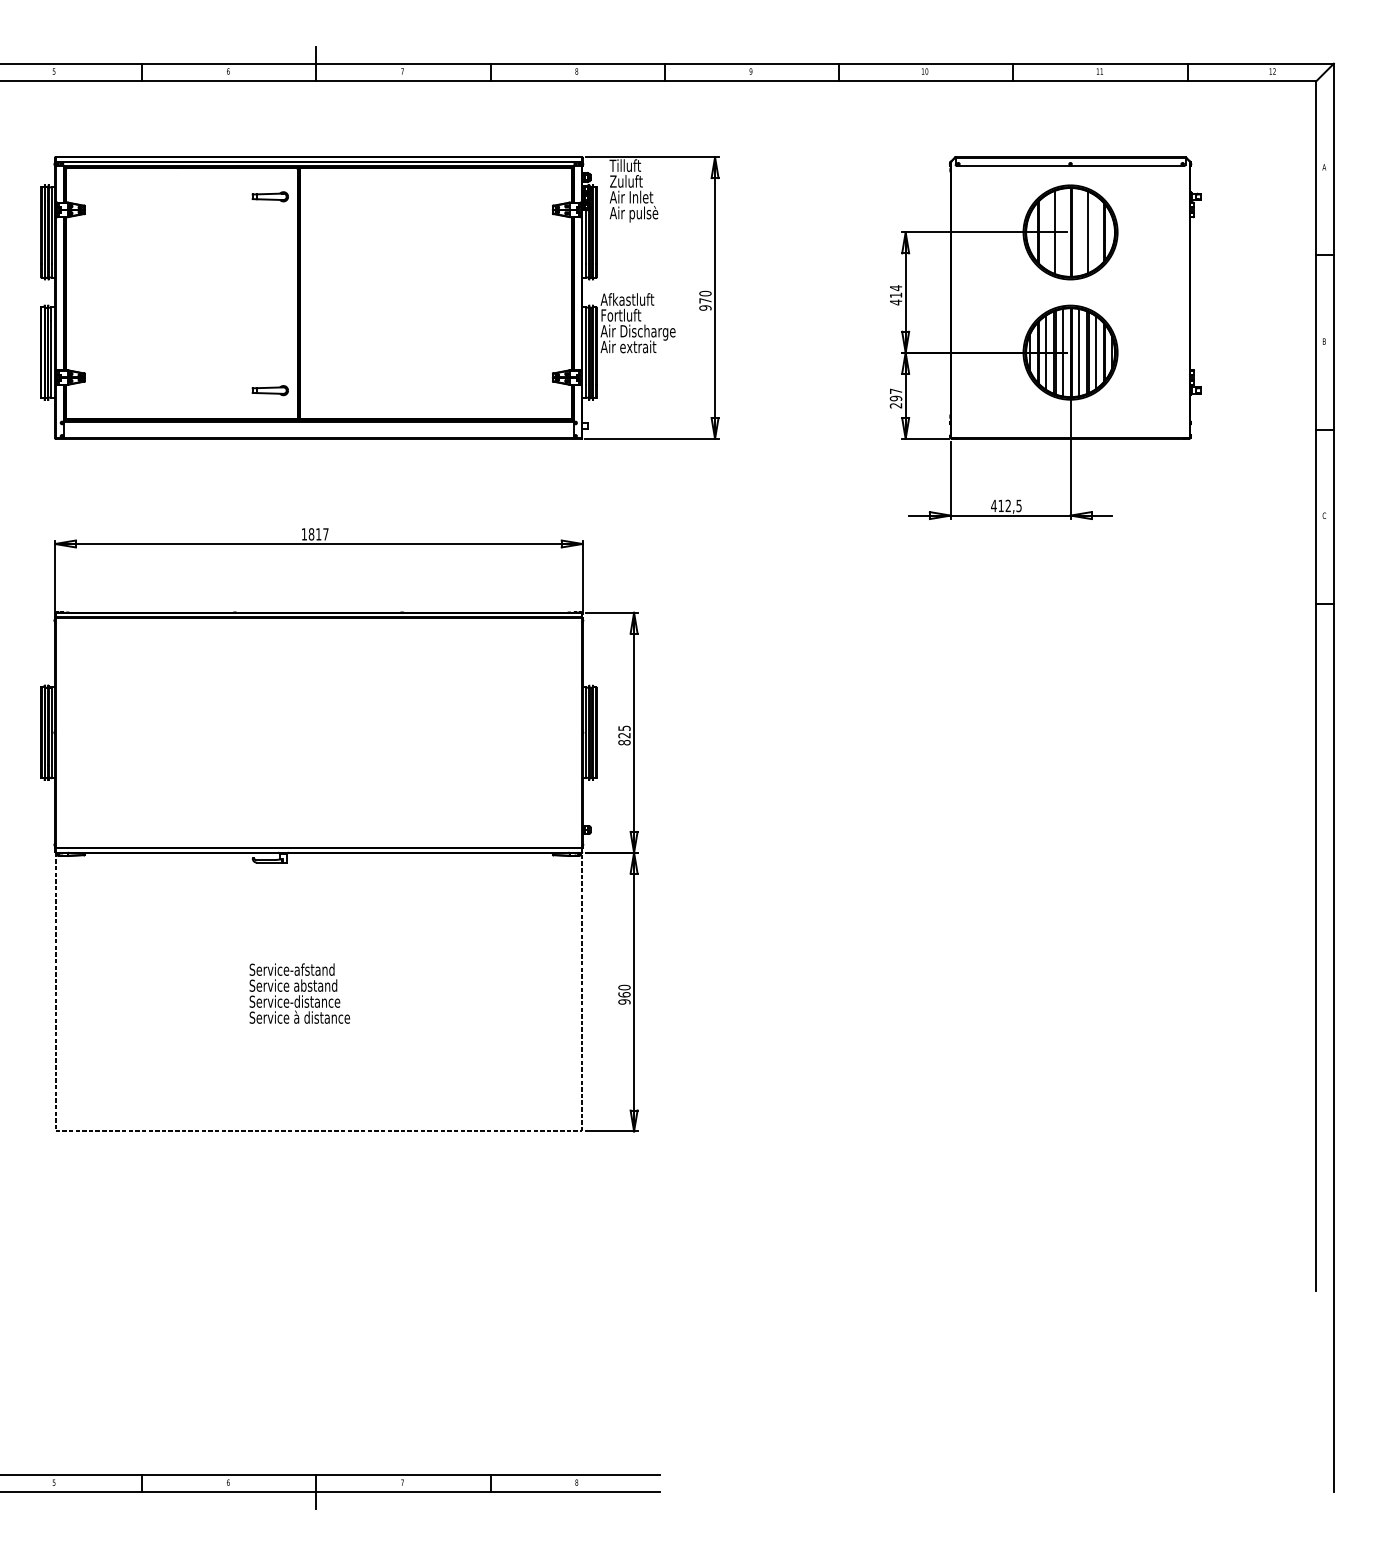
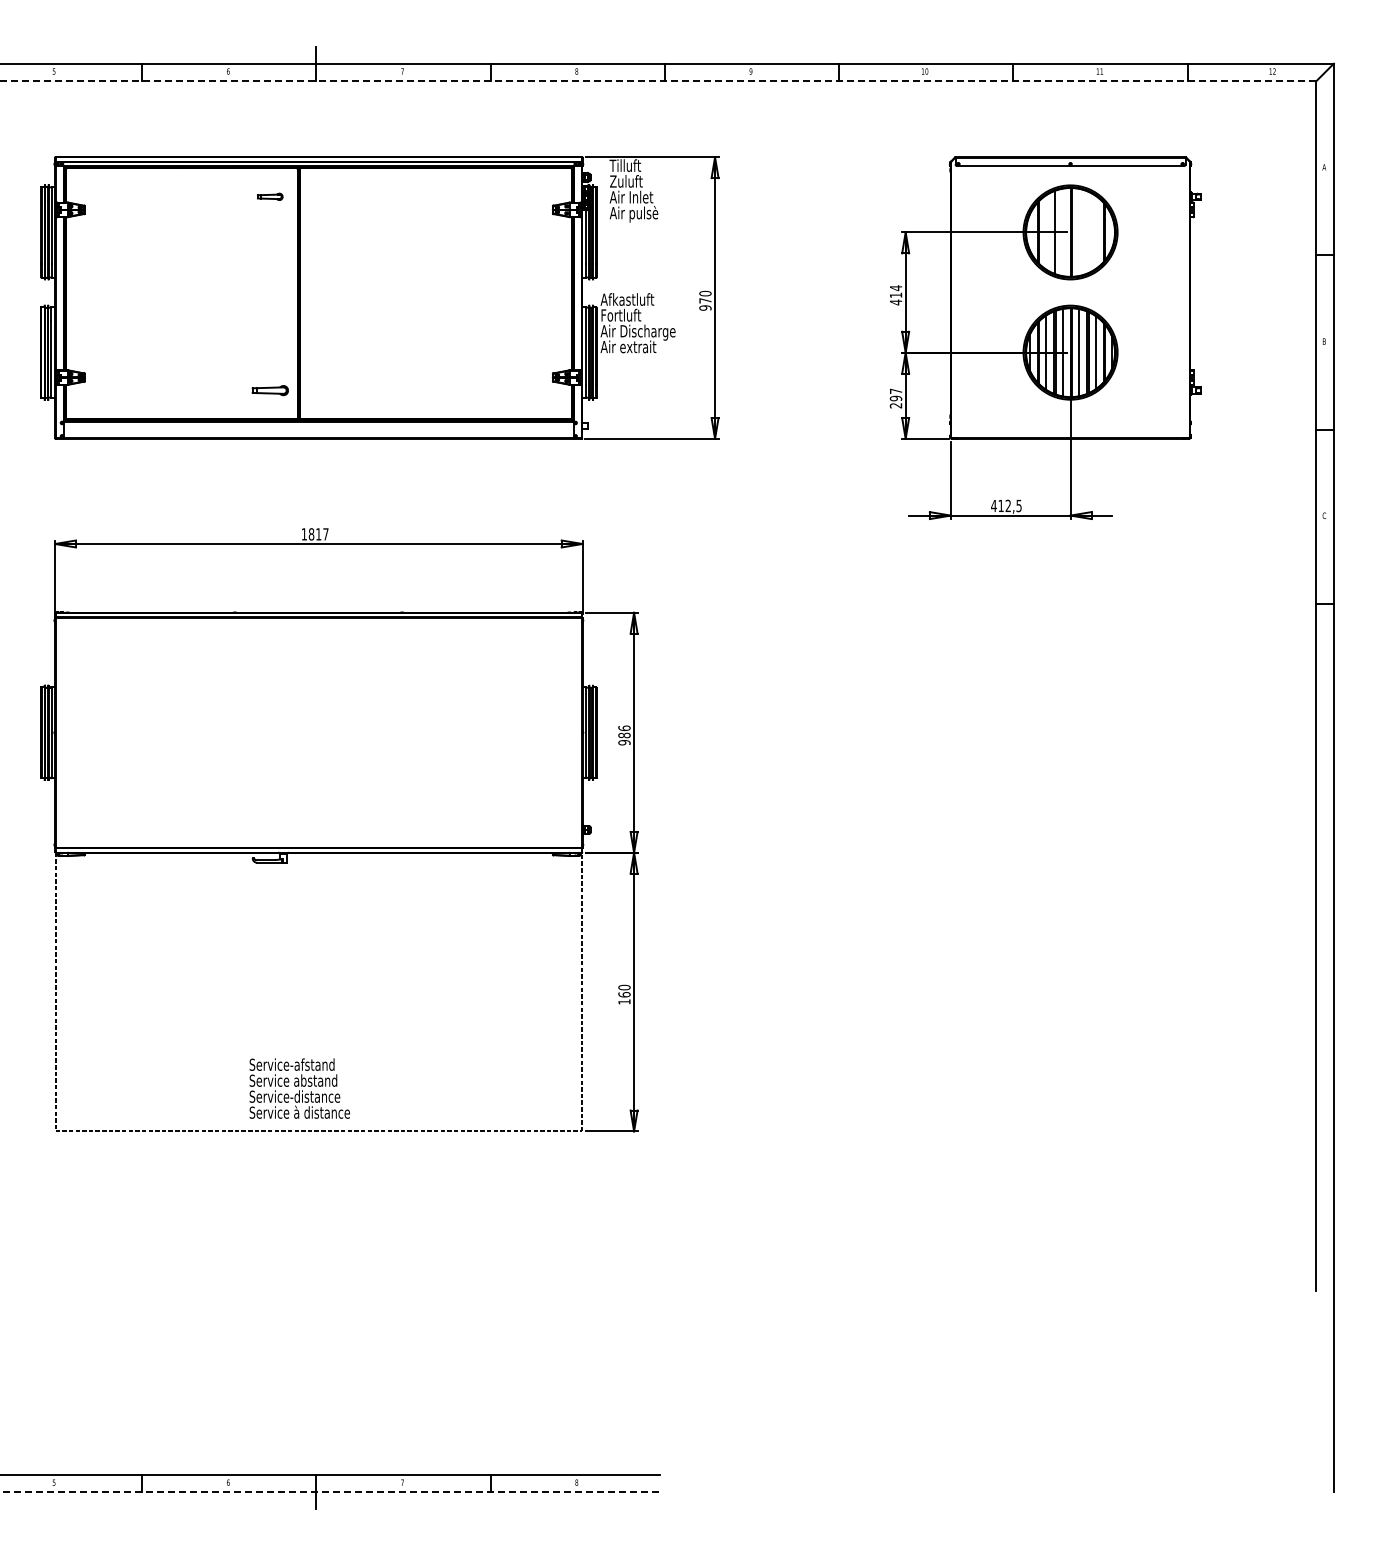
line: solid -> dashed (657, 81)
part size: 38x12 px -> 27x9 px (270, 196)
line: present -> none (1088, 232)
text: 825 -> 986 (624, 735)
text position: (299, 993) -> (299, 1088) (299, 1088)
text: 960 -> 160 (624, 1001)
line: solid -> dashed (330, 1492)
